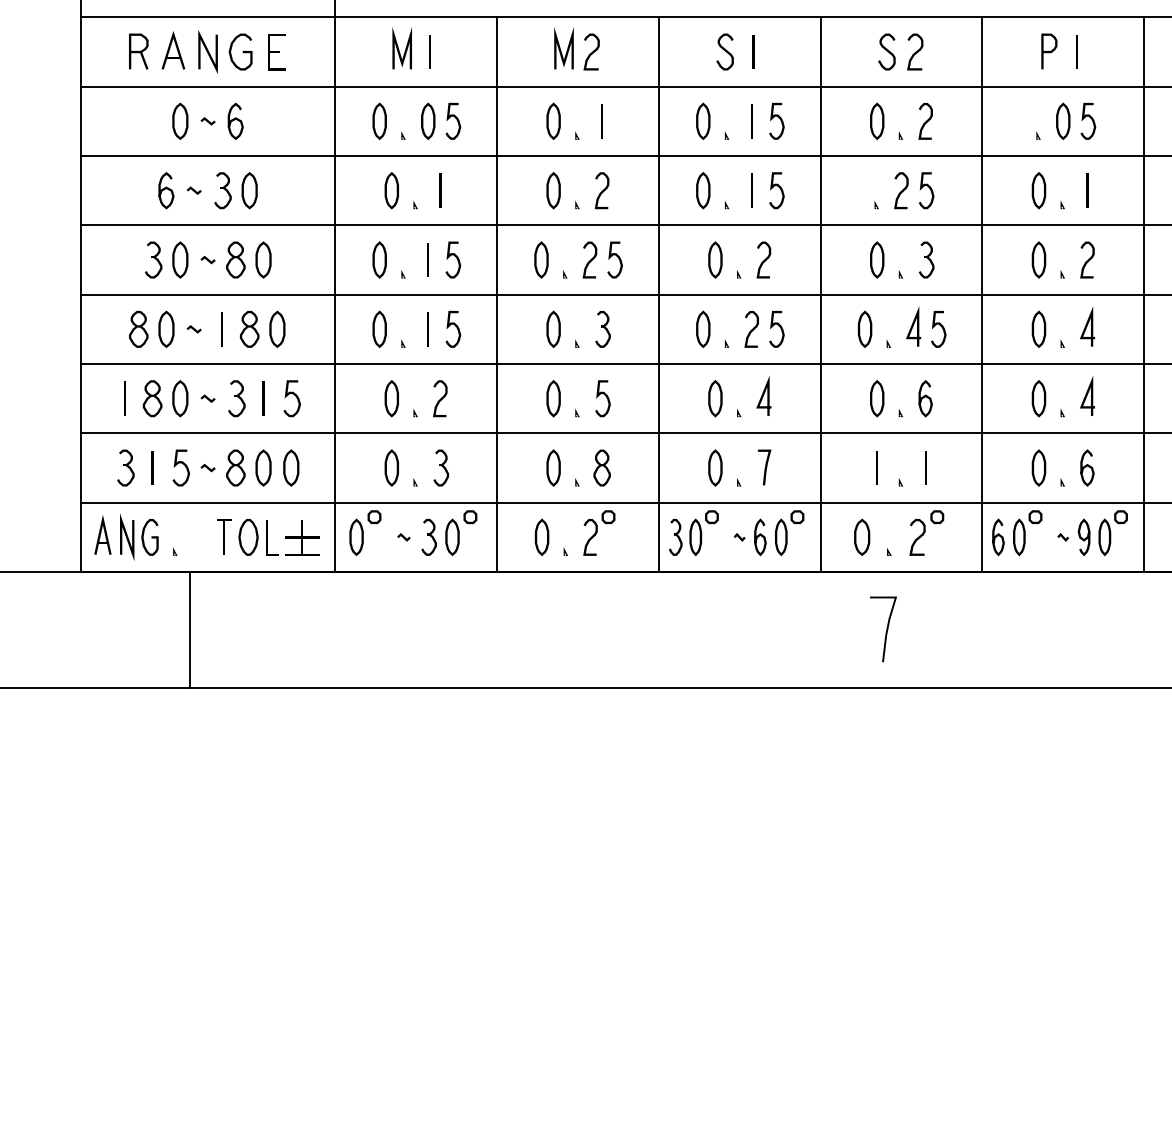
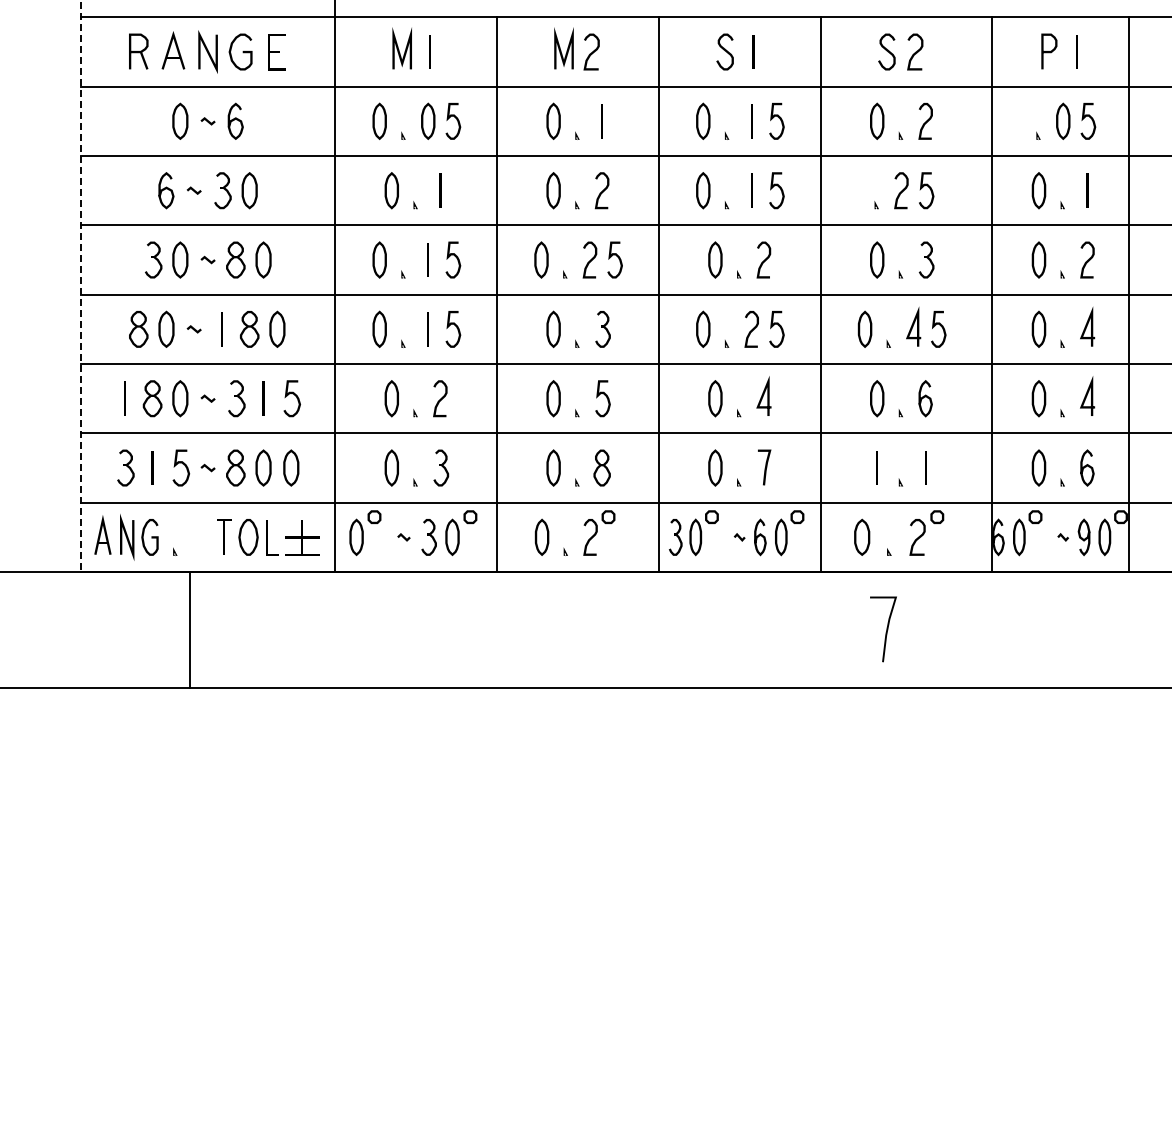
line: solid -> dashed (80, 286)
line position: (982, 294) -> (992, 294) (992, 294)
line position: (1144, 294) -> (1129, 294) (1129, 294)
